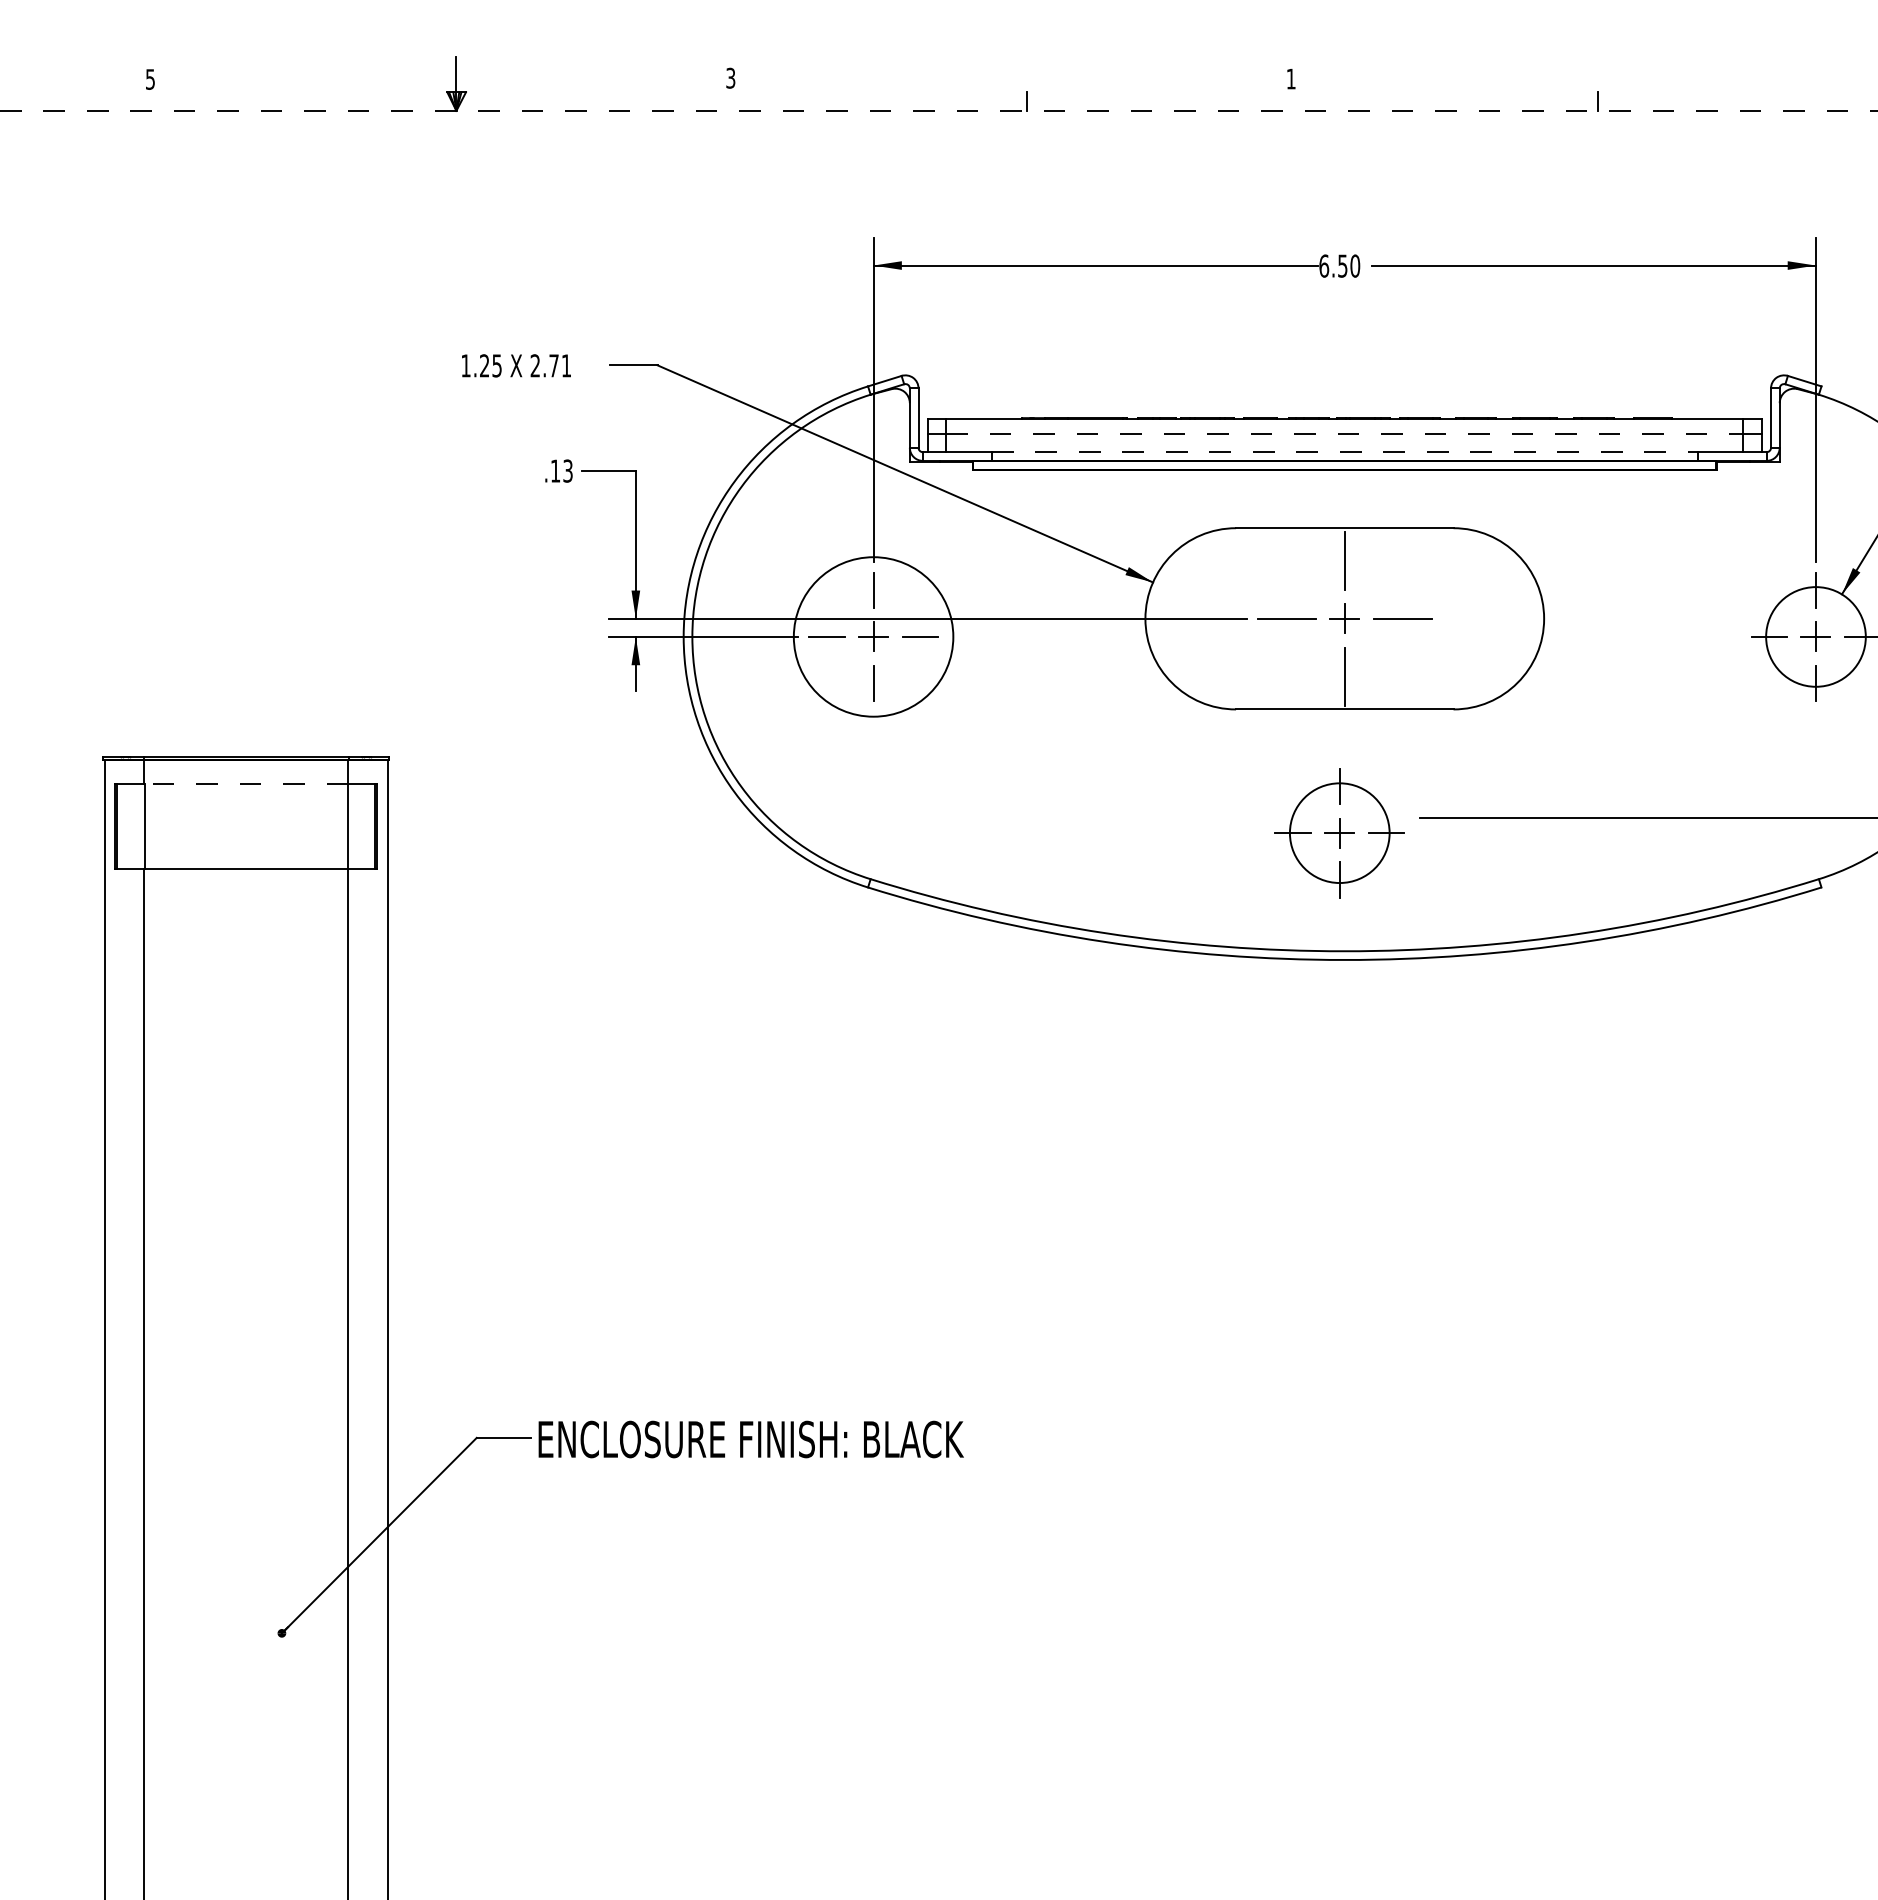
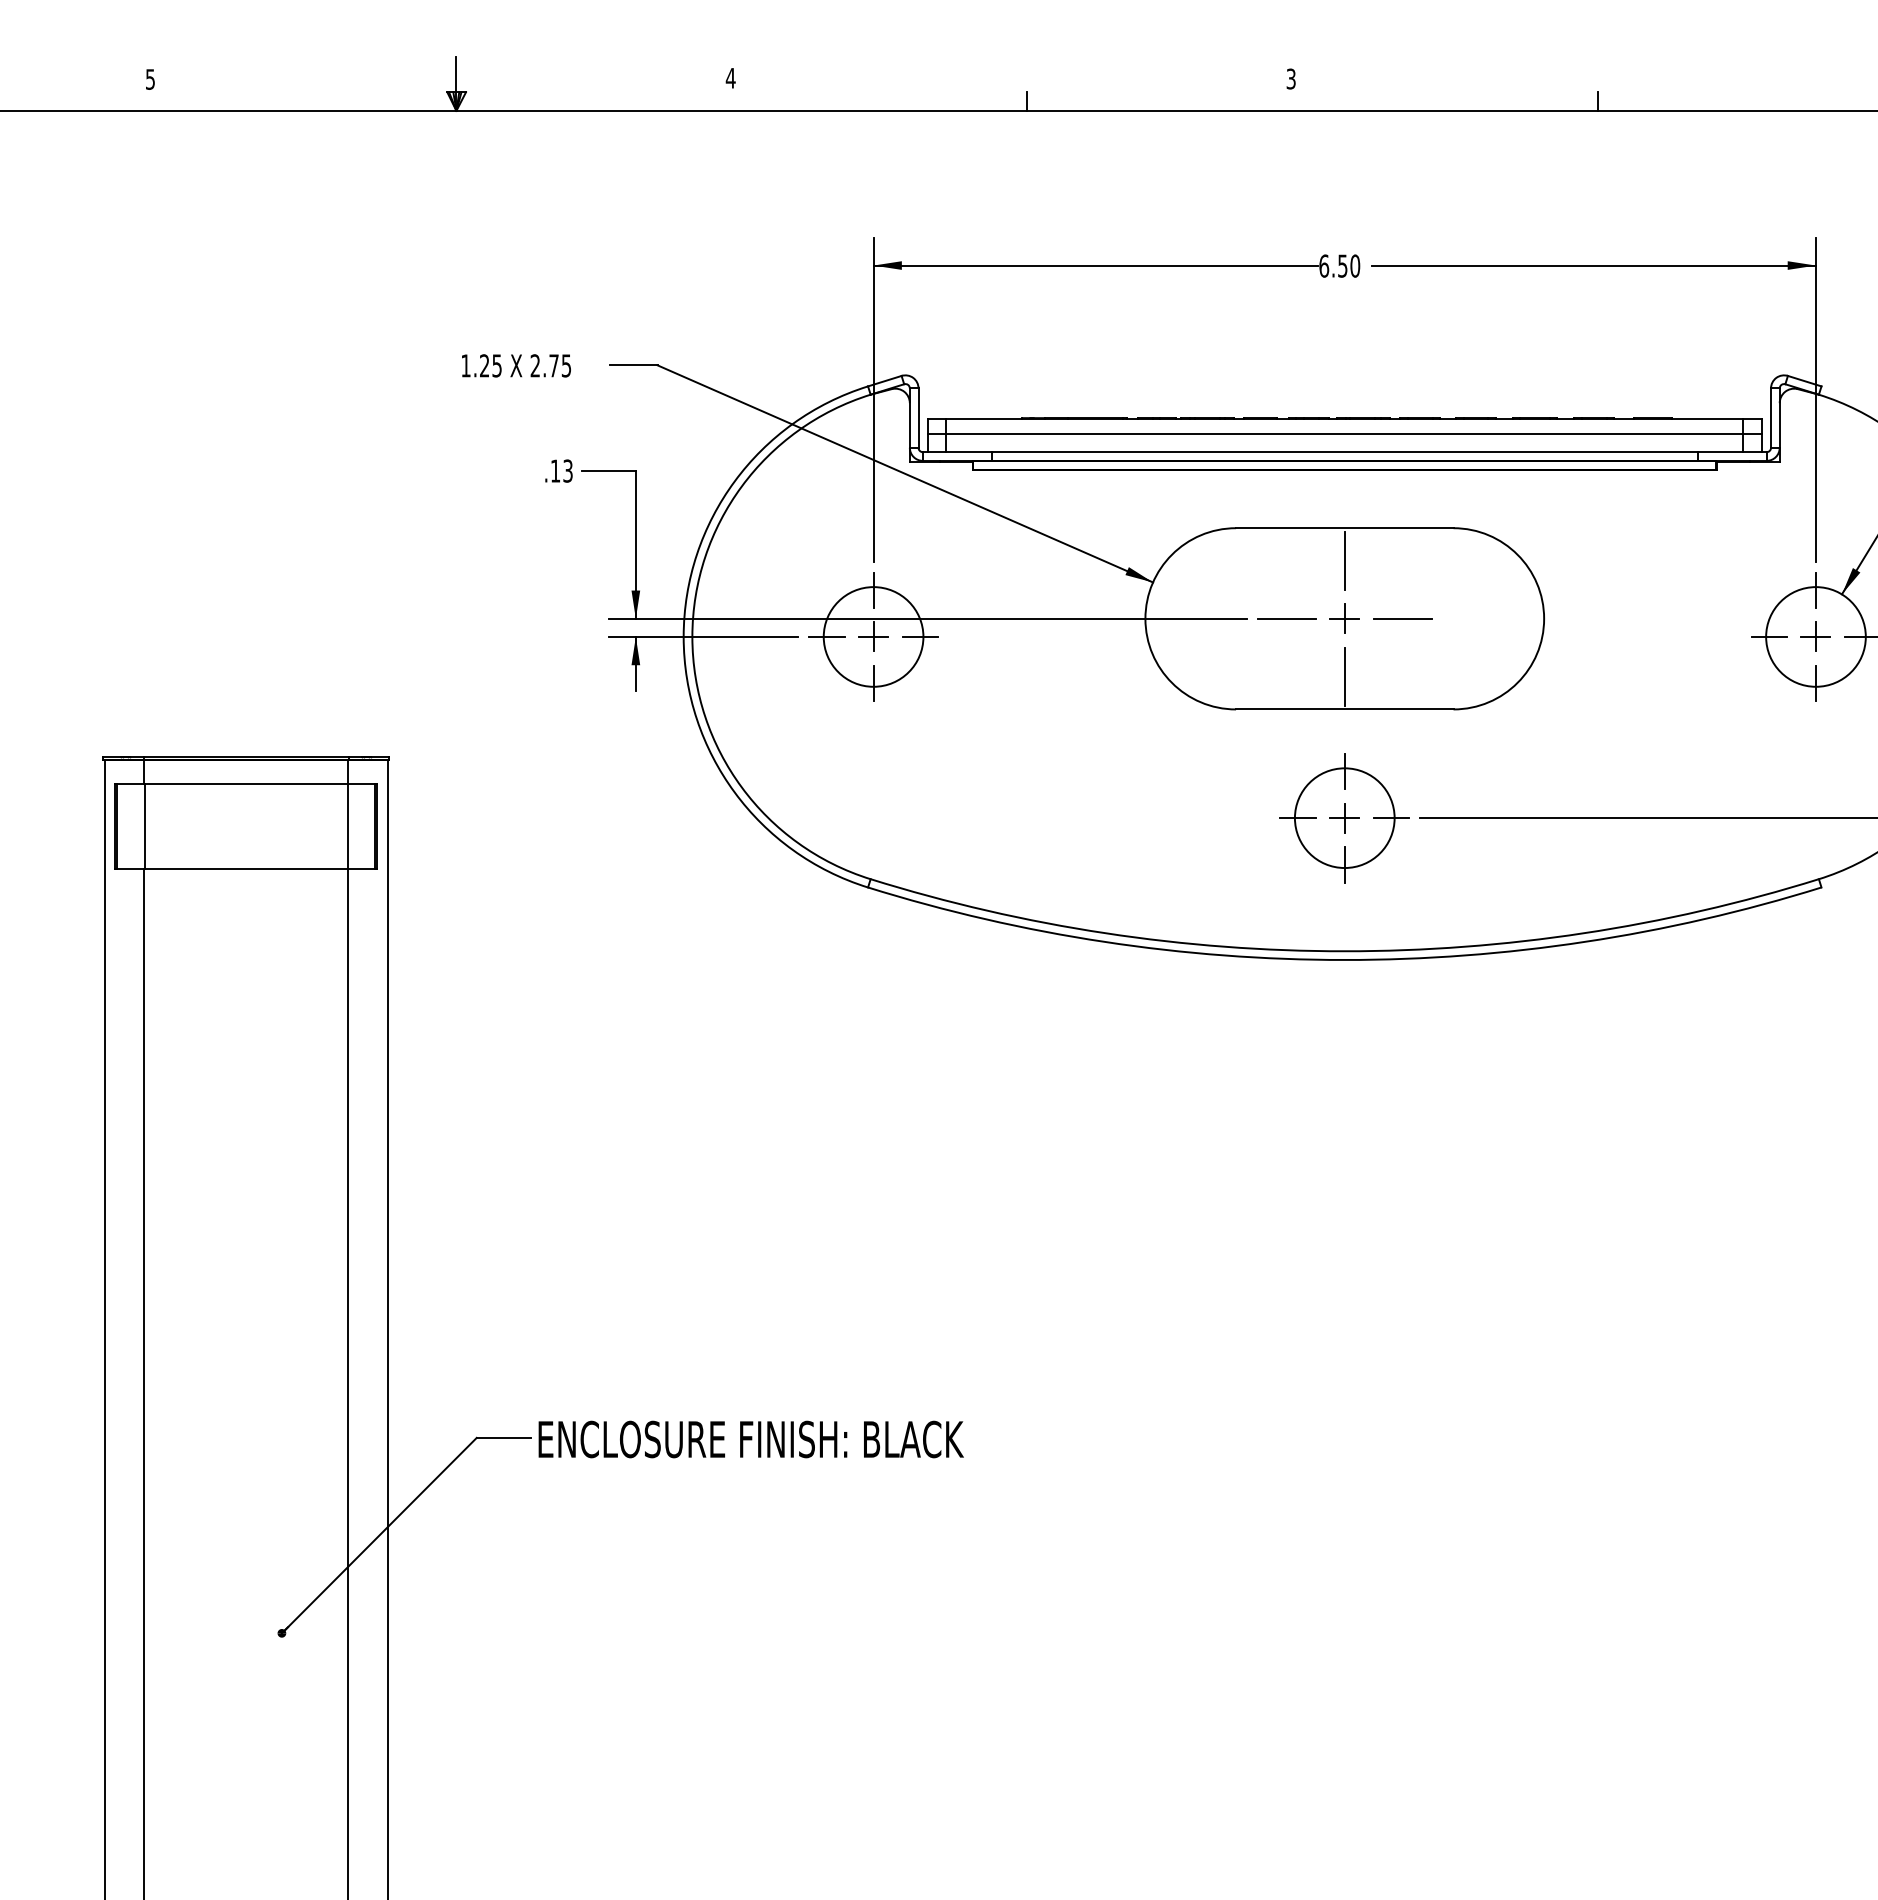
text: 3 -> 4 (730, 77)
text: 1 -> 3 (1290, 78)
line: dashed -> solid (939, 110)
text: 2.71 -> 2.75 (565, 365)
line: dashed -> solid (1344, 434)
line: dashed -> solid (1344, 452)
circle diameter: 160 px -> 100 px (873, 636)
line: dashed -> solid (245, 783)
part position: (1339, 833) -> (1344, 818) (1344, 818)
